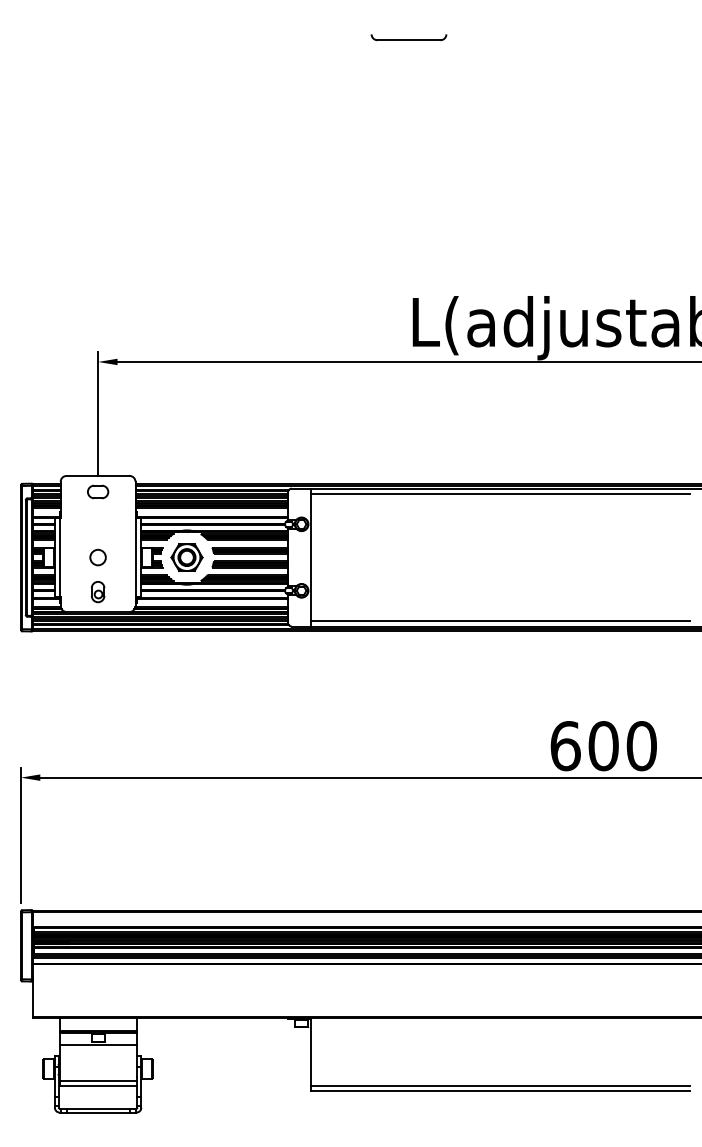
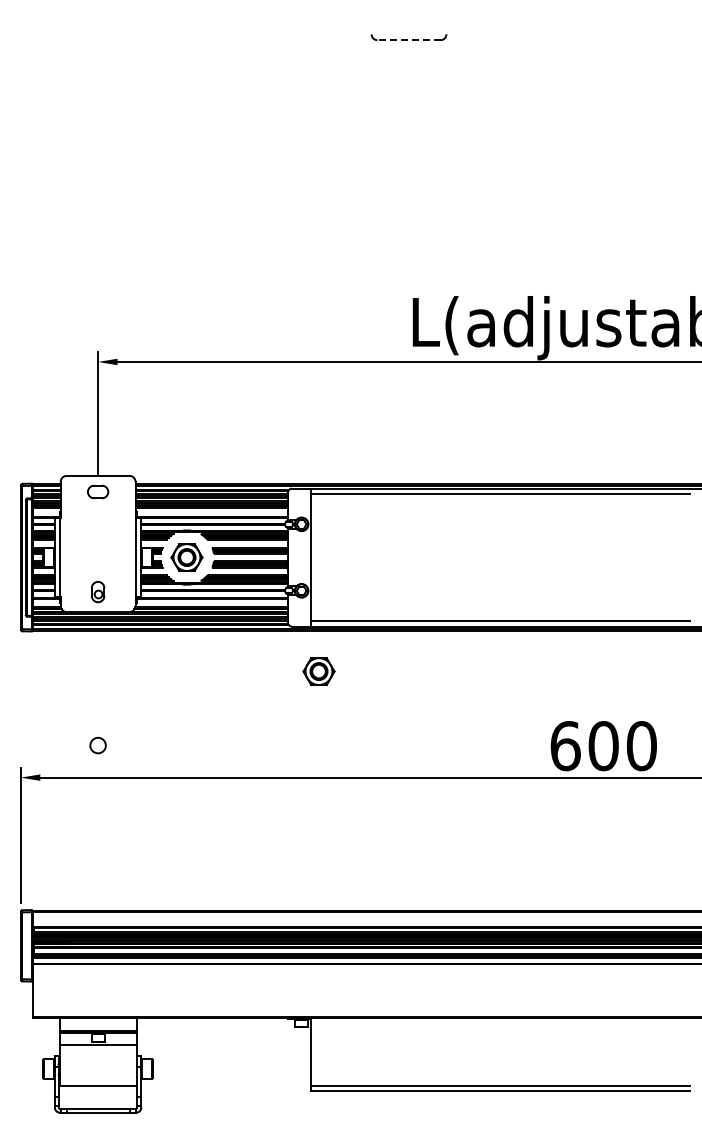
line: solid -> dashed (409, 40)
circle position: (97, 557) -> (97, 745) (97, 745)
part: none -> present (318, 671)
line: present -> none (98, 1081)
